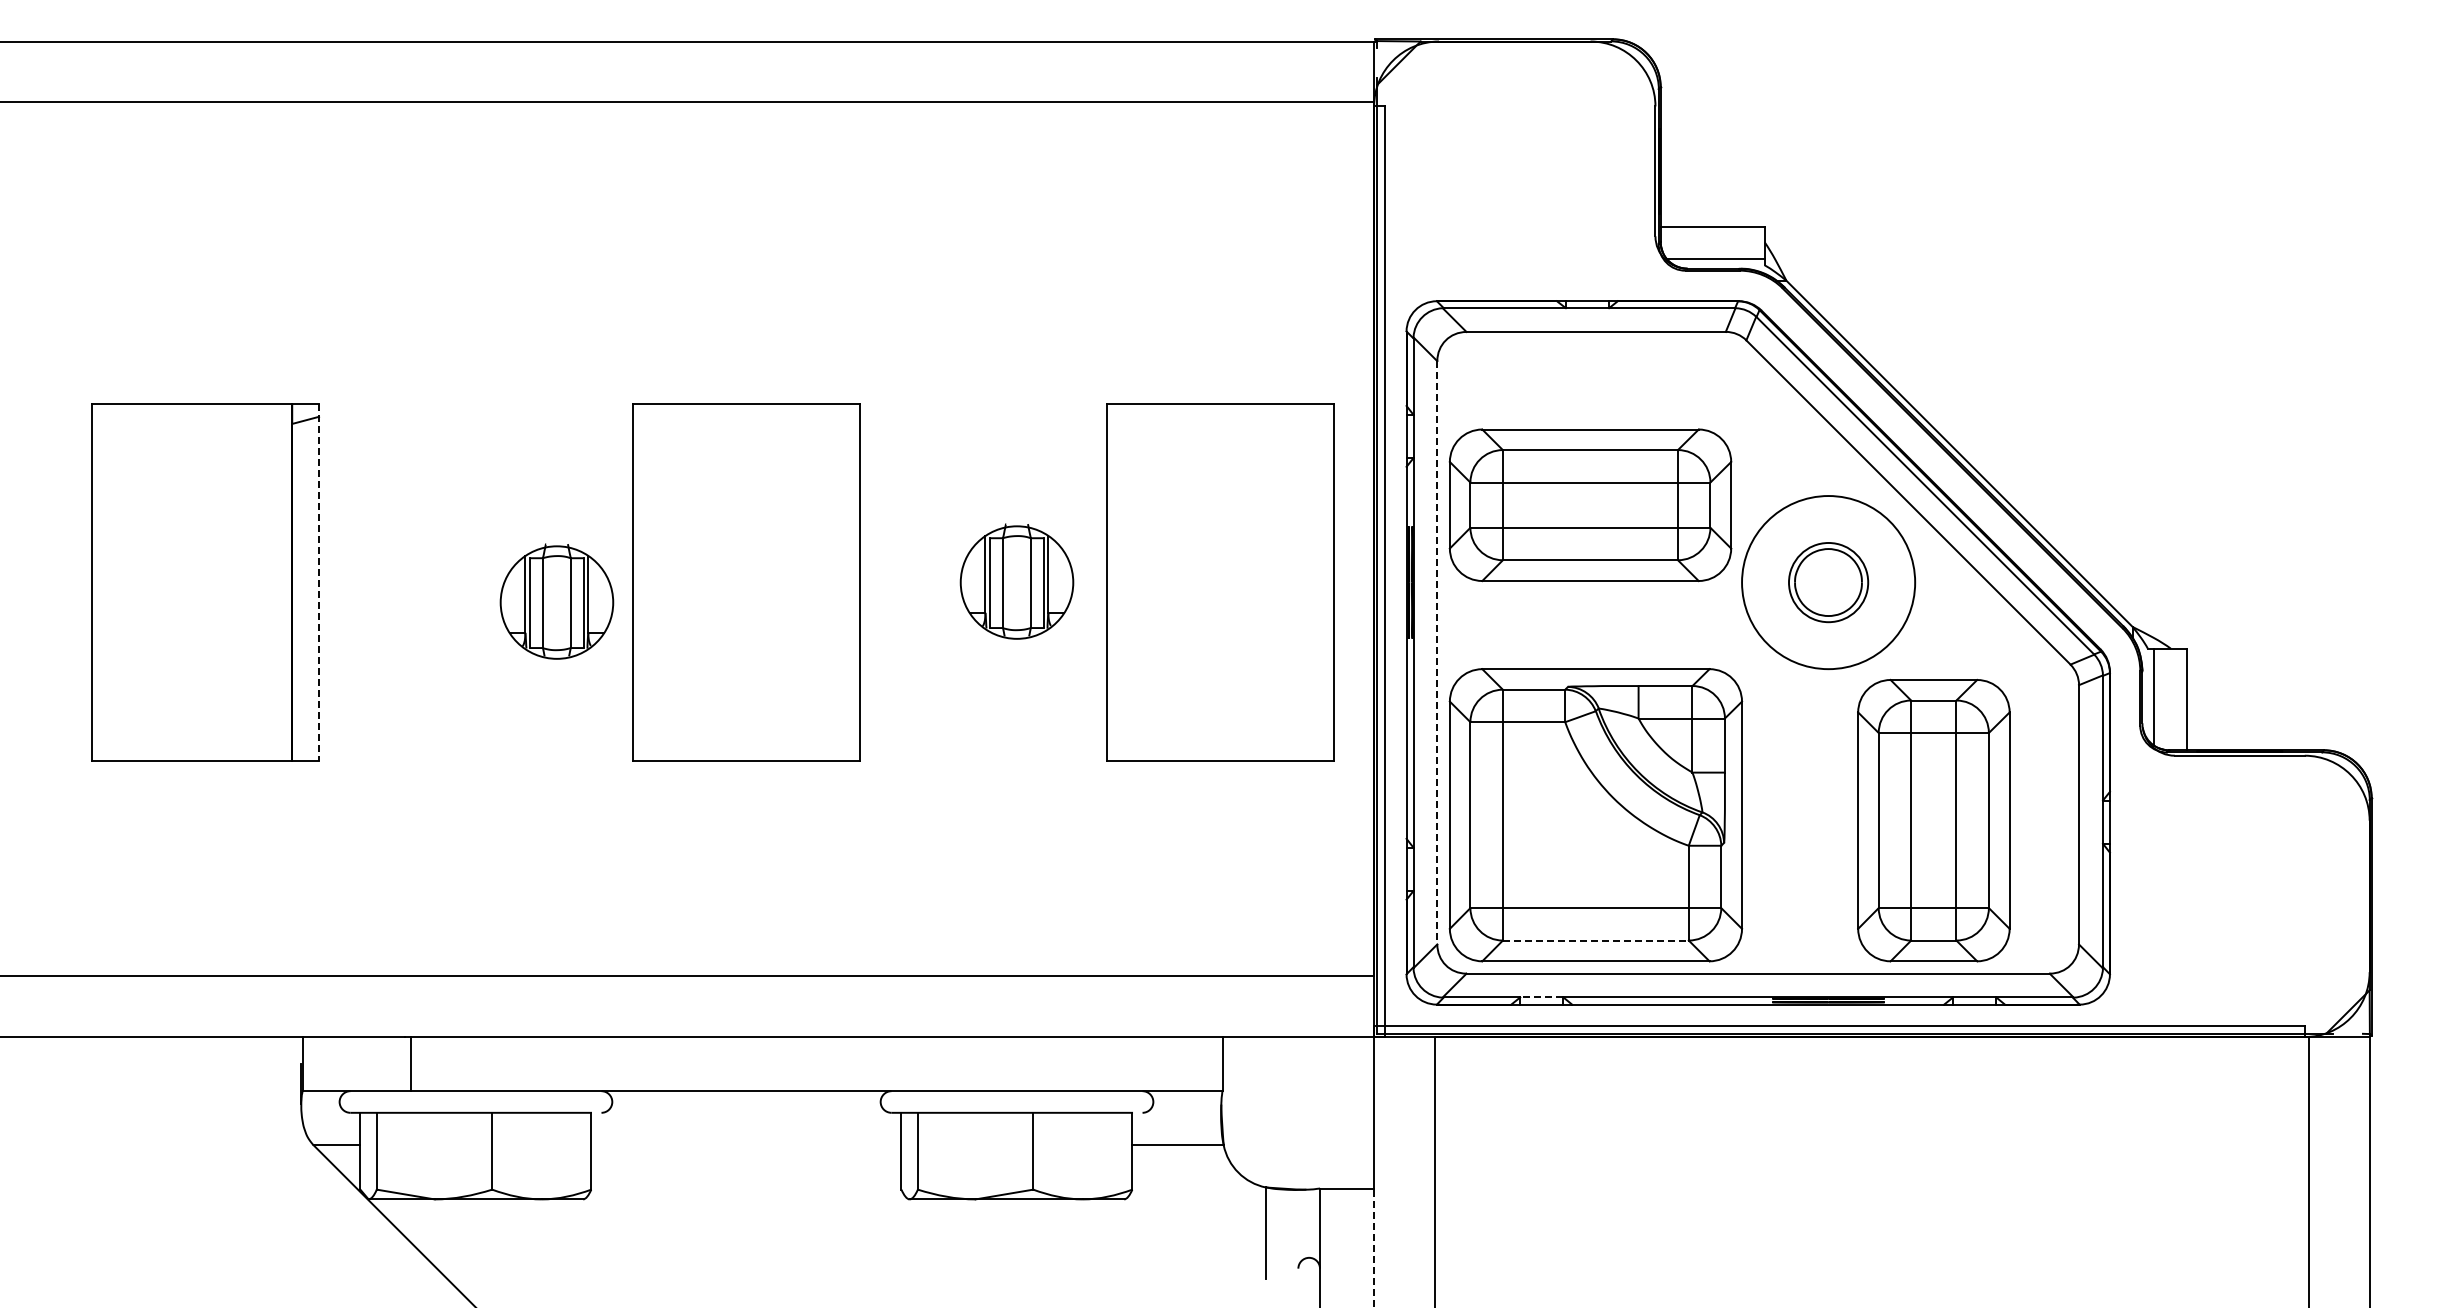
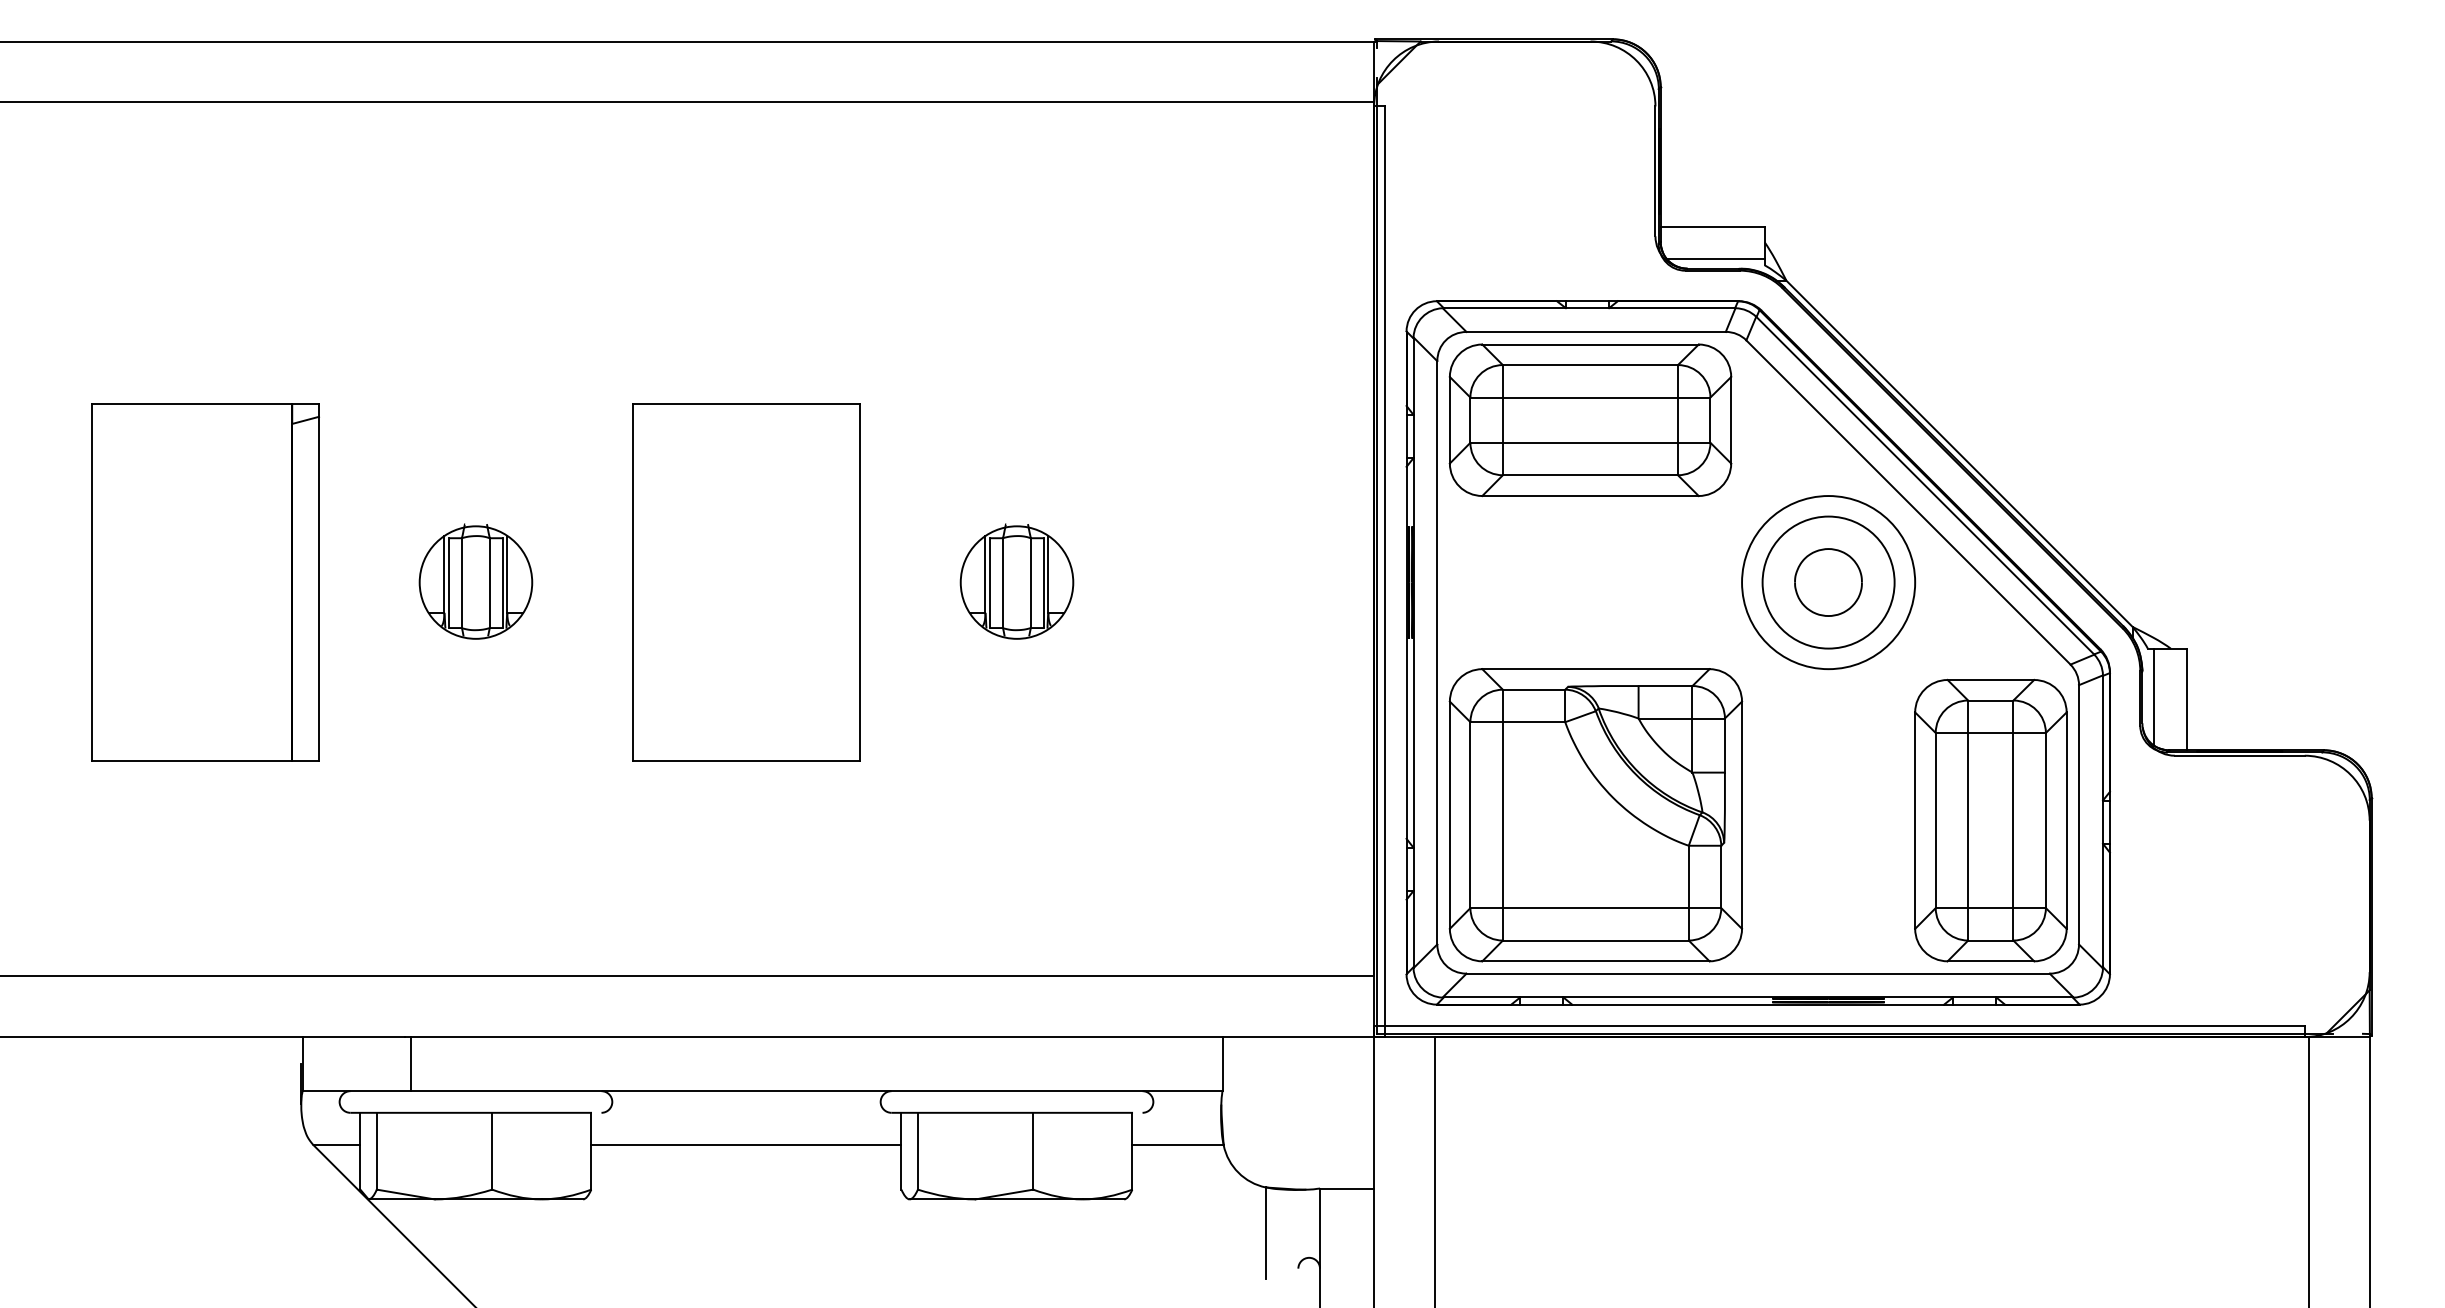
part position: (1590, 505) -> (1590, 420) (1590, 420)
line: dashed -> solid (319, 582)
part: present -> none (1220, 582)
circle diameter: 79 px -> 132 px (1828, 582)
part position: (556, 601) -> (475, 581) (475, 581)
line: dashed -> solid (1437, 652)
part position: (1933, 820) -> (1990, 820) (1990, 820)
line: dashed -> solid (1595, 940)
line: dashed -> solid (1541, 997)
line: none -> present (746, 1145)
line: dashed -> solid (1374, 1247)
